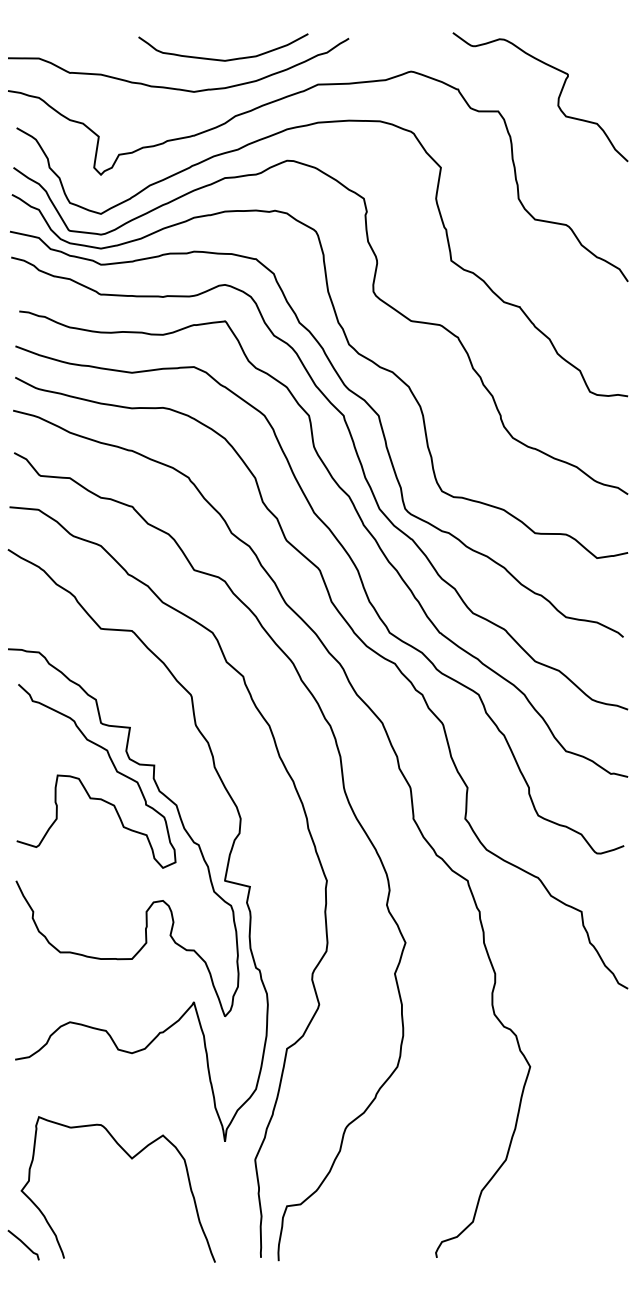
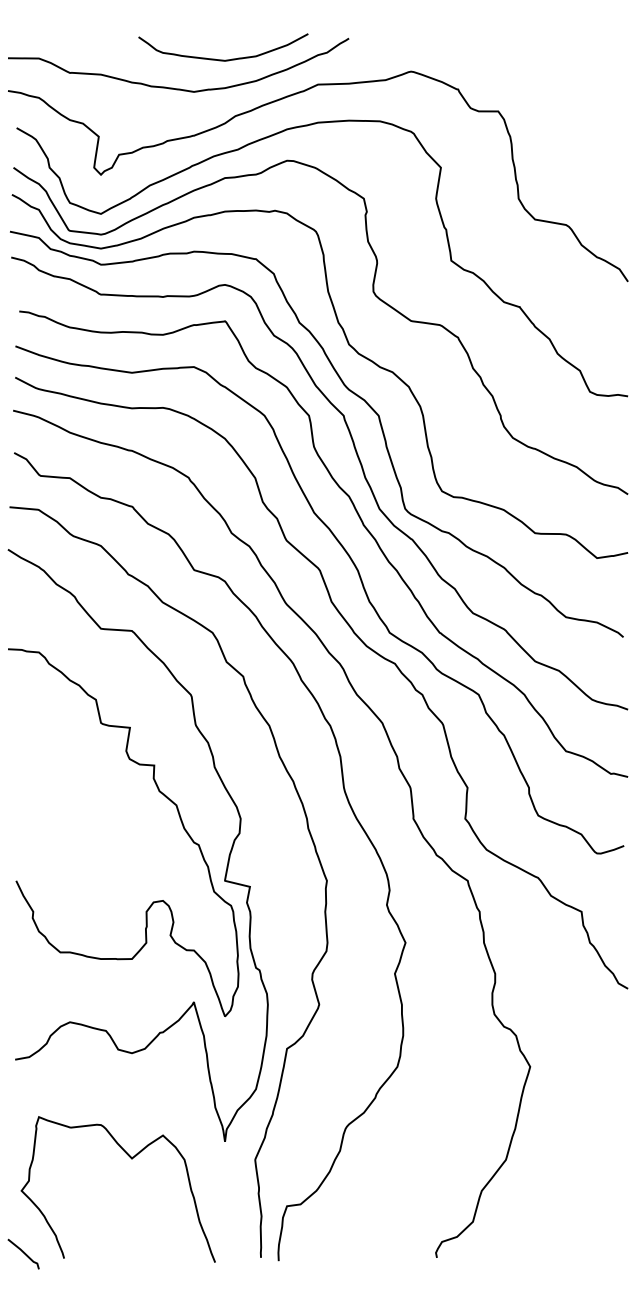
curve: present -> none (557, 98)
curve: present -> none (82, 782)
line position: (23, 1244) -> (23, 1253) (23, 1253)
